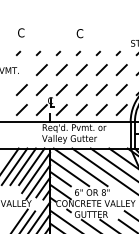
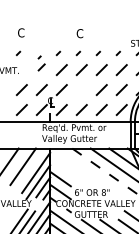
part size: 13x27 px -> 9x17 px (41, 63)
line: present -> none (81, 90)
line: present -> none (14, 166)
line: present -> none (31, 166)
line: present -> none (80, 167)
line: present -> none (69, 172)
line: solid -> dashed (105, 172)
